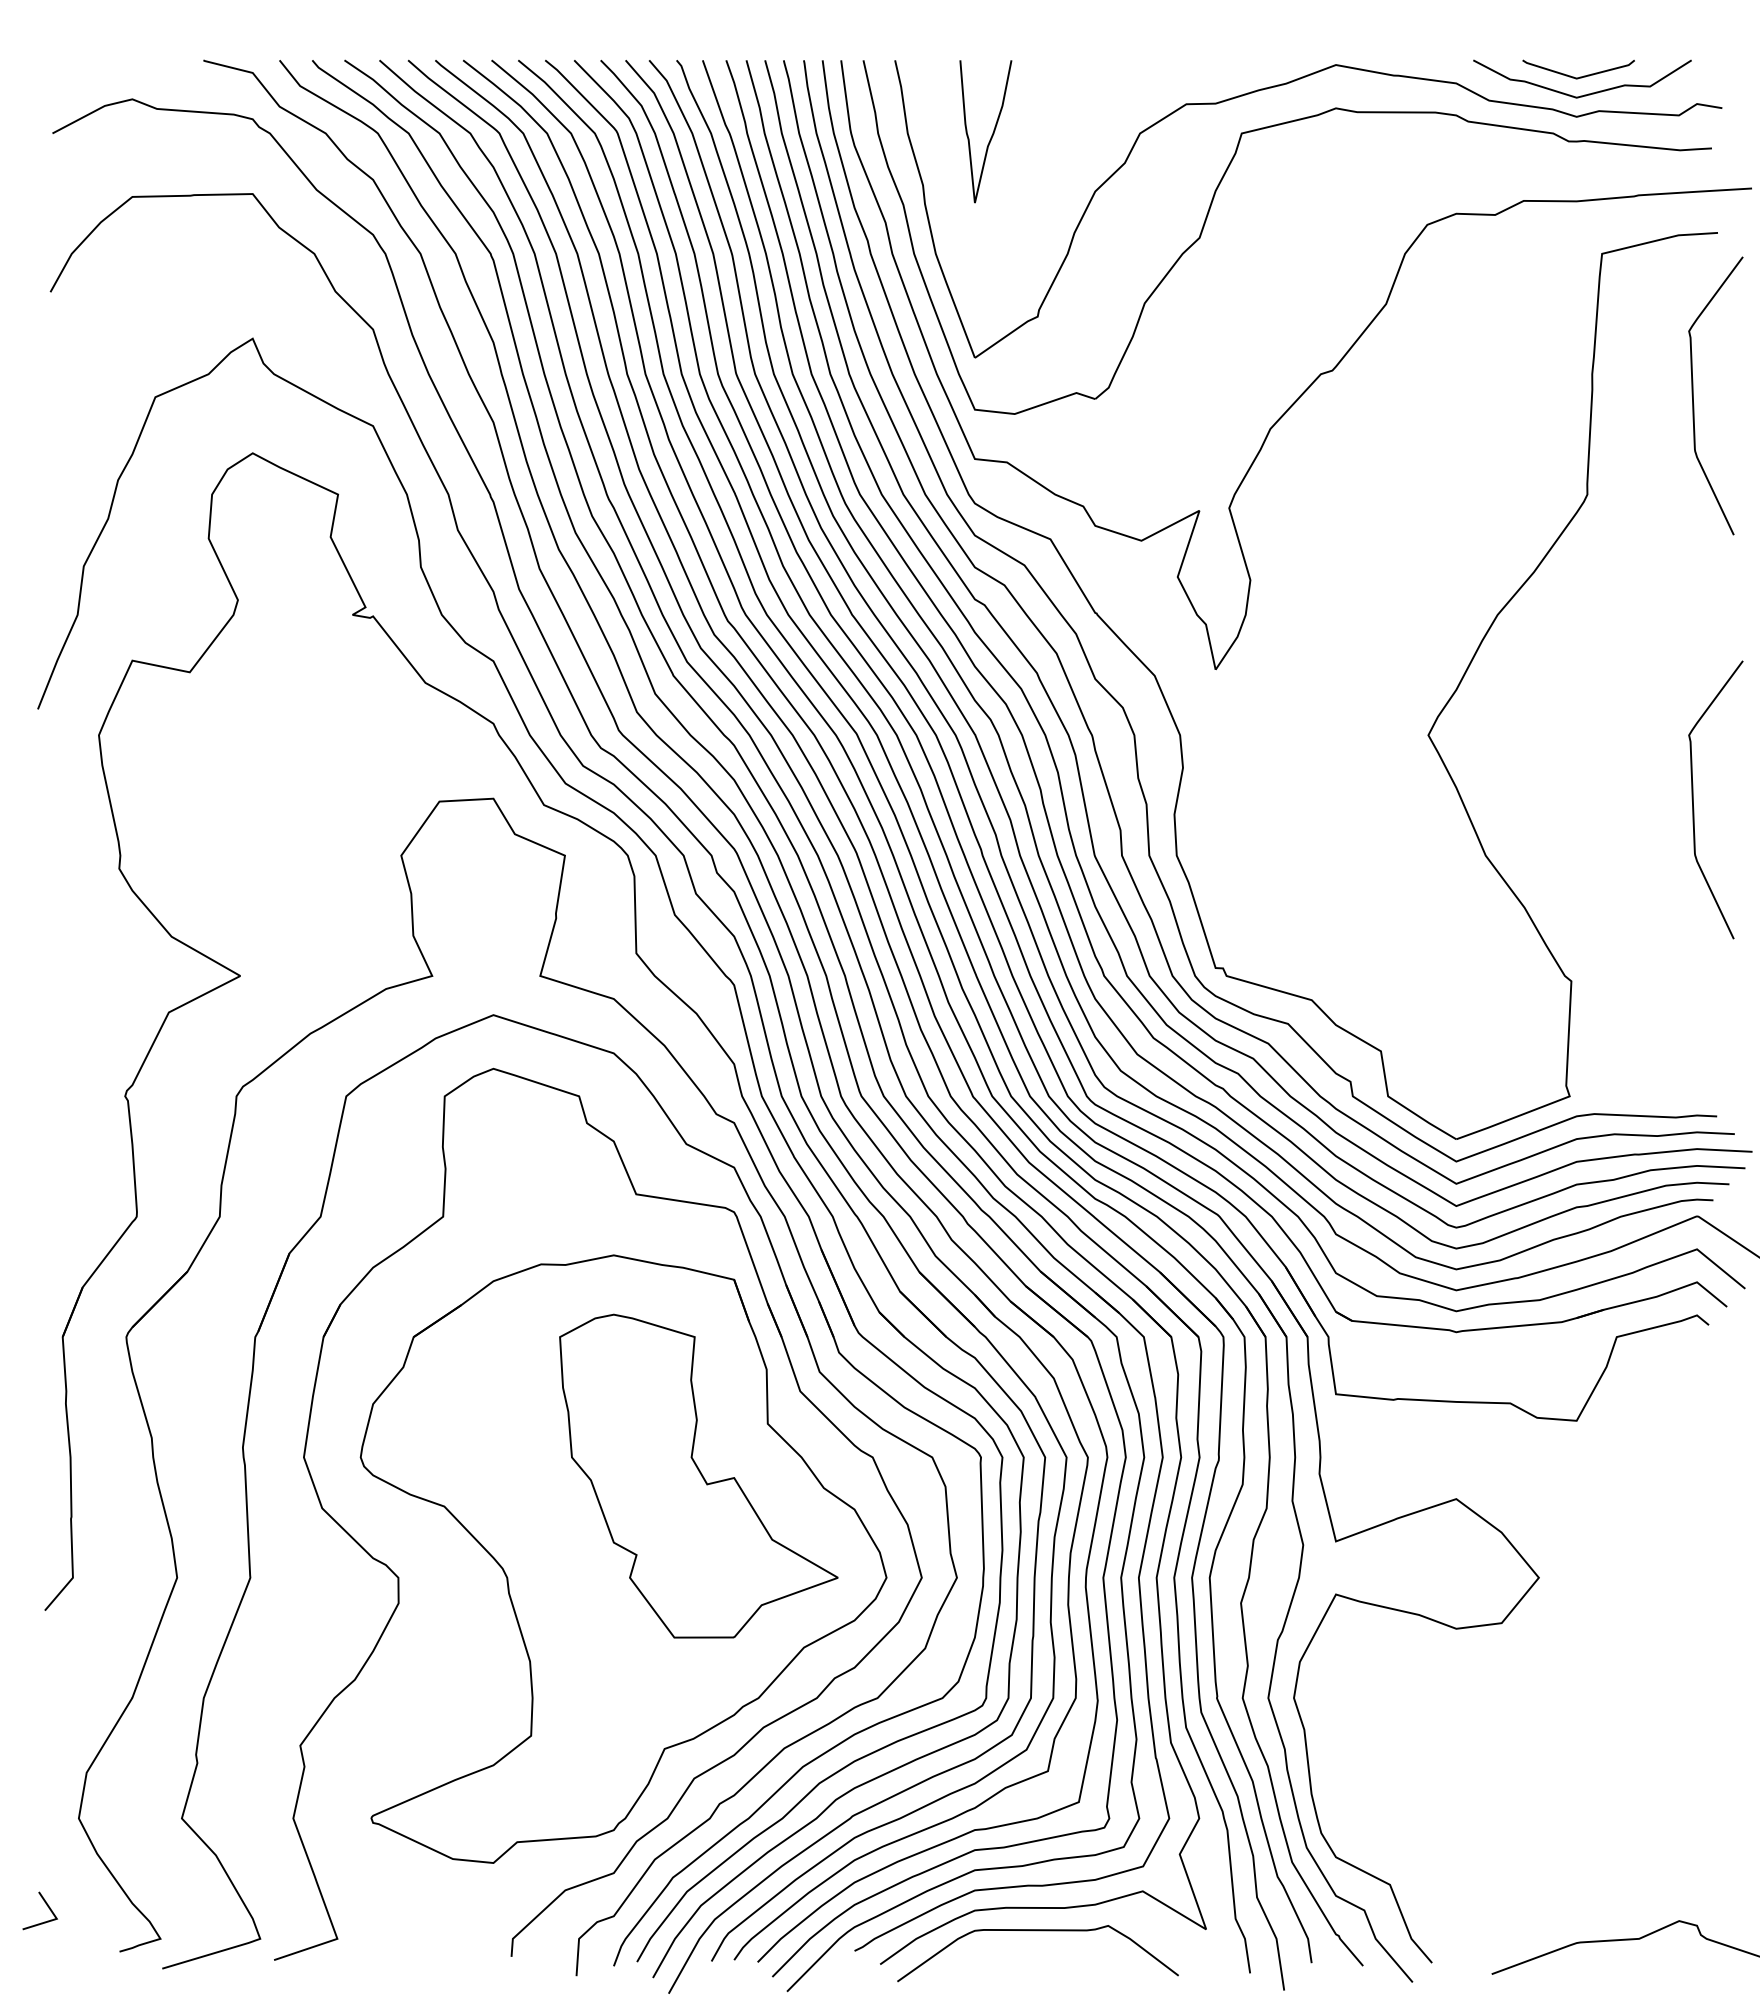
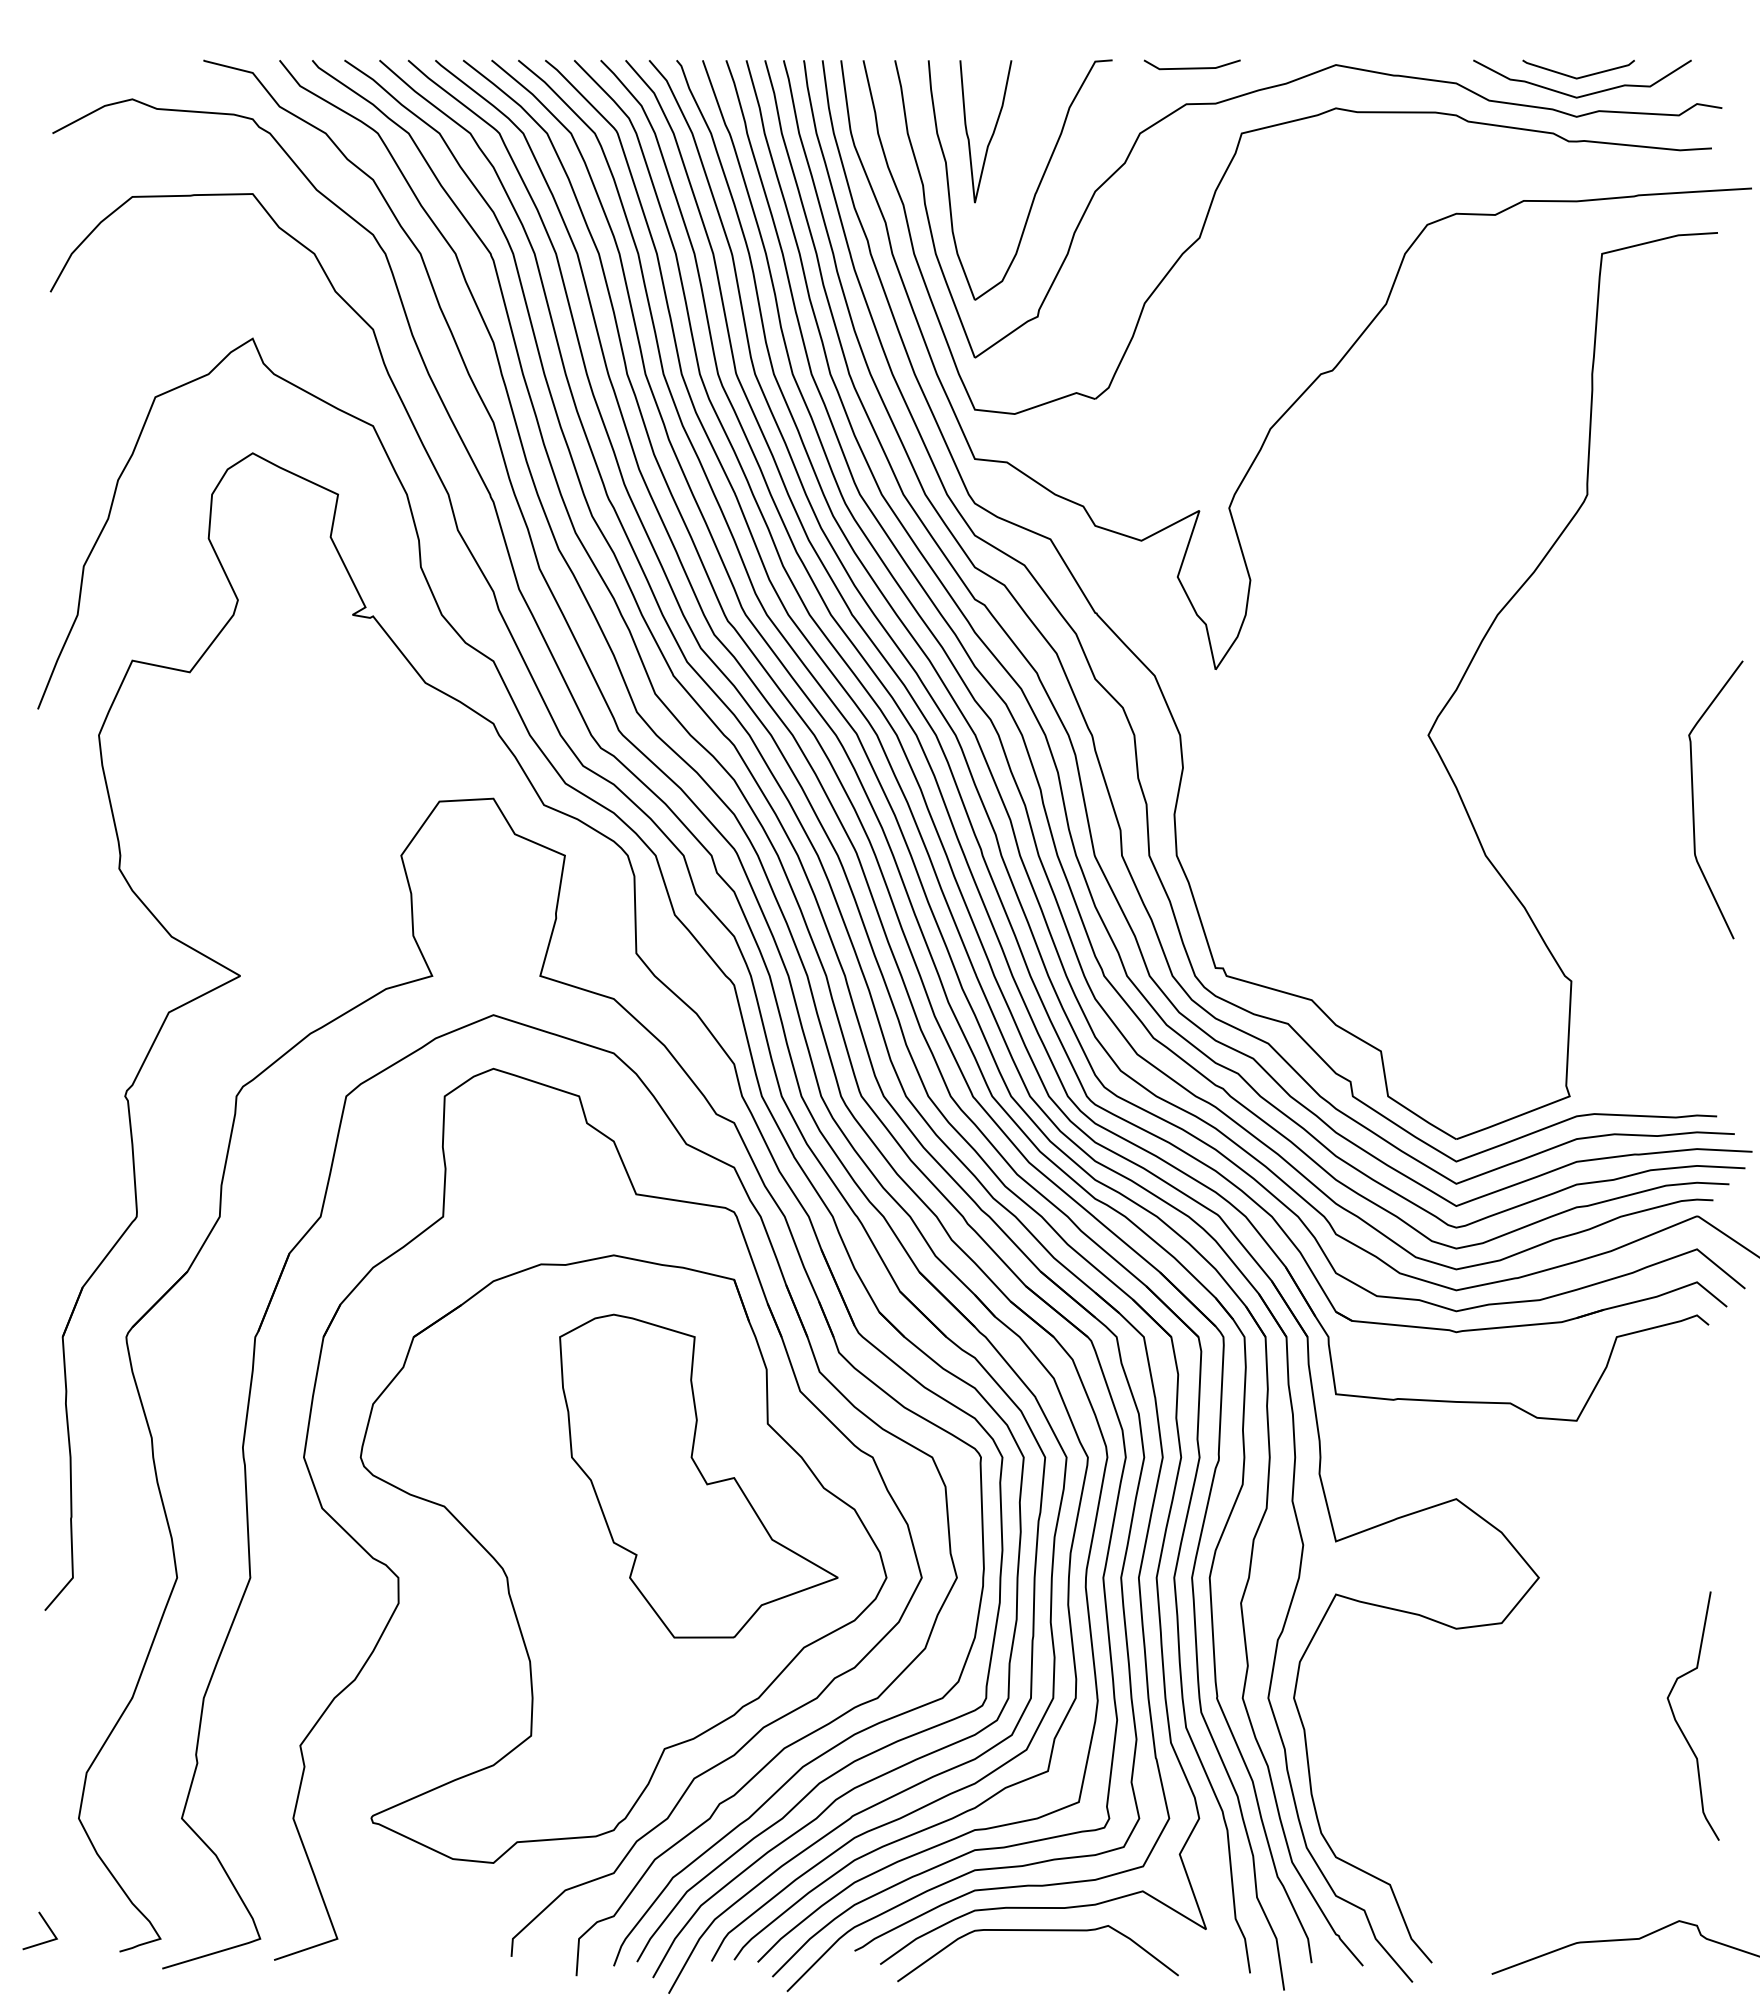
line: none -> present (1192, 67)
part: none -> present (1037, 186)
curve: present -> none (1693, 395)
curve: none -> present (1678, 1723)
line position: (46, 1905) -> (46, 1925) (46, 1925)
